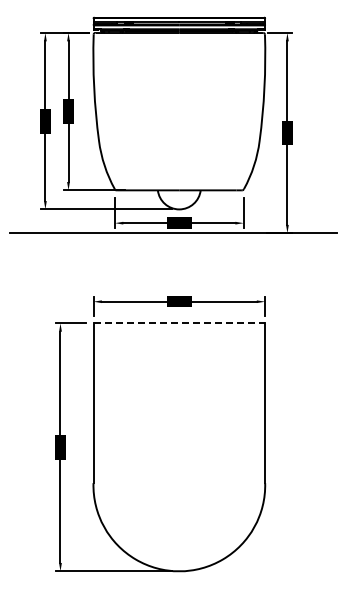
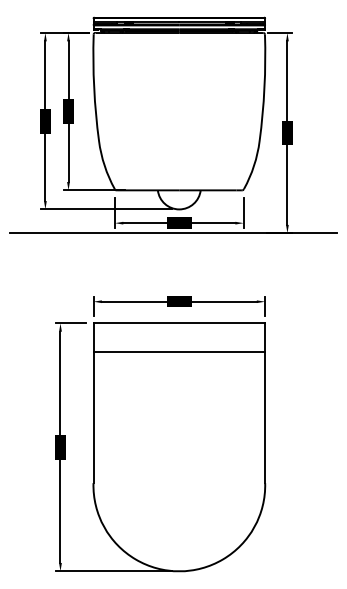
line: dashed -> solid (179, 323)
line: none -> present (179, 351)
